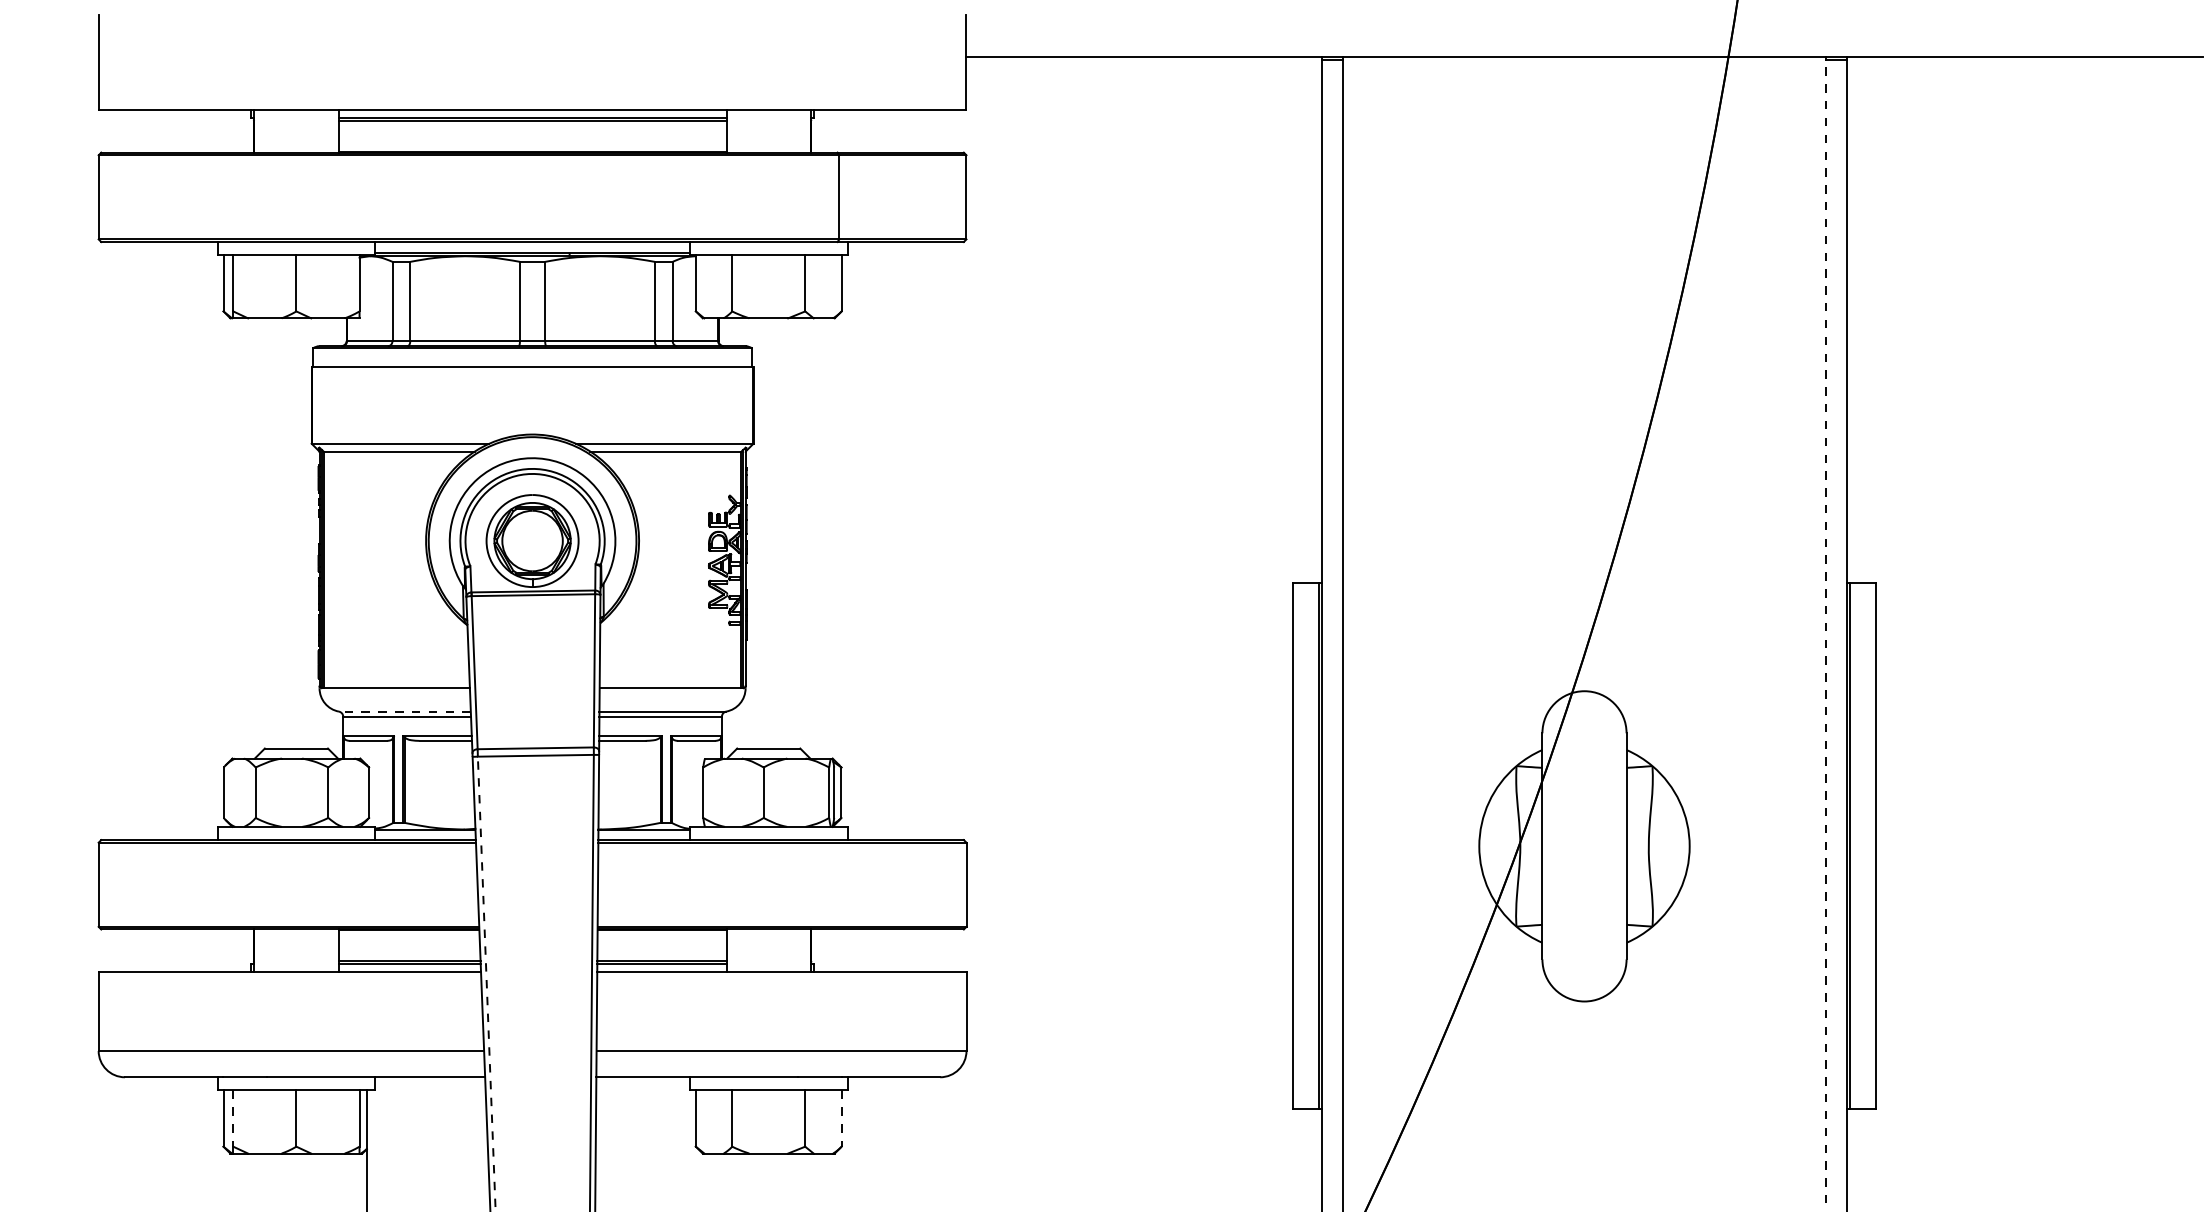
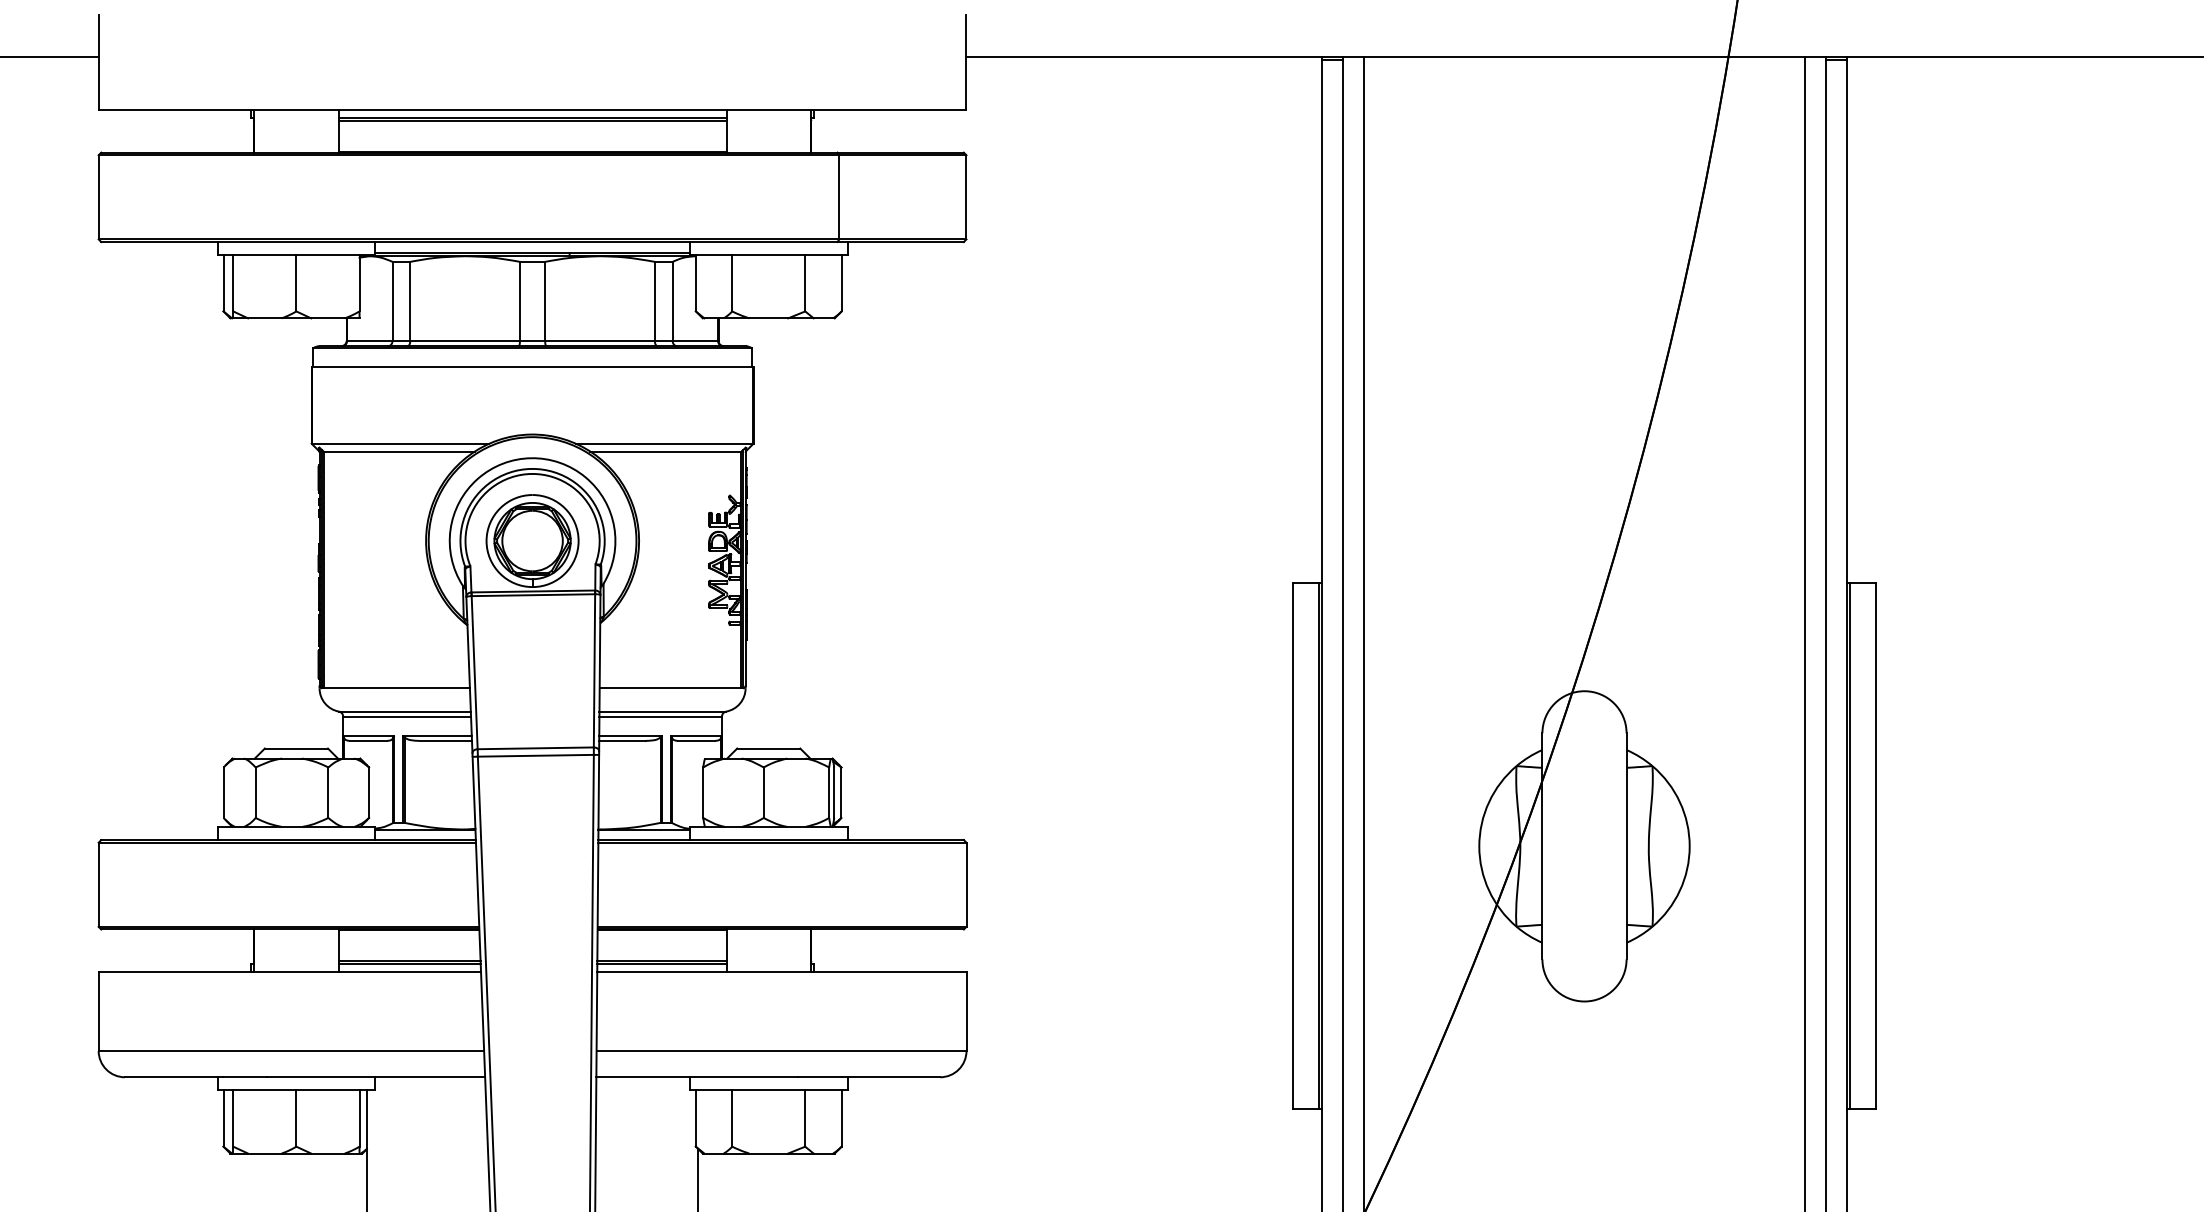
line: none -> present (50, 57)
line: none -> present (1363, 632)
line: none -> present (1805, 632)
line: dashed -> solid (1826, 635)
line: dashed -> solid (404, 711)
line: dashed -> solid (486, 983)
line: dashed -> solid (233, 1119)
line: dashed -> solid (841, 1119)
line: none -> present (698, 1178)
